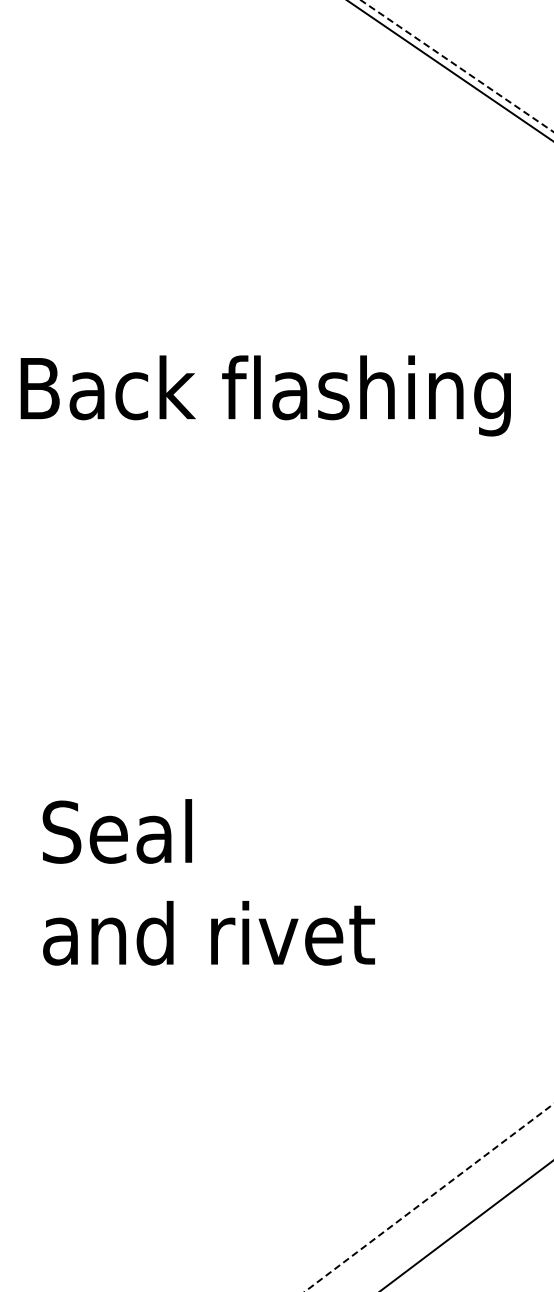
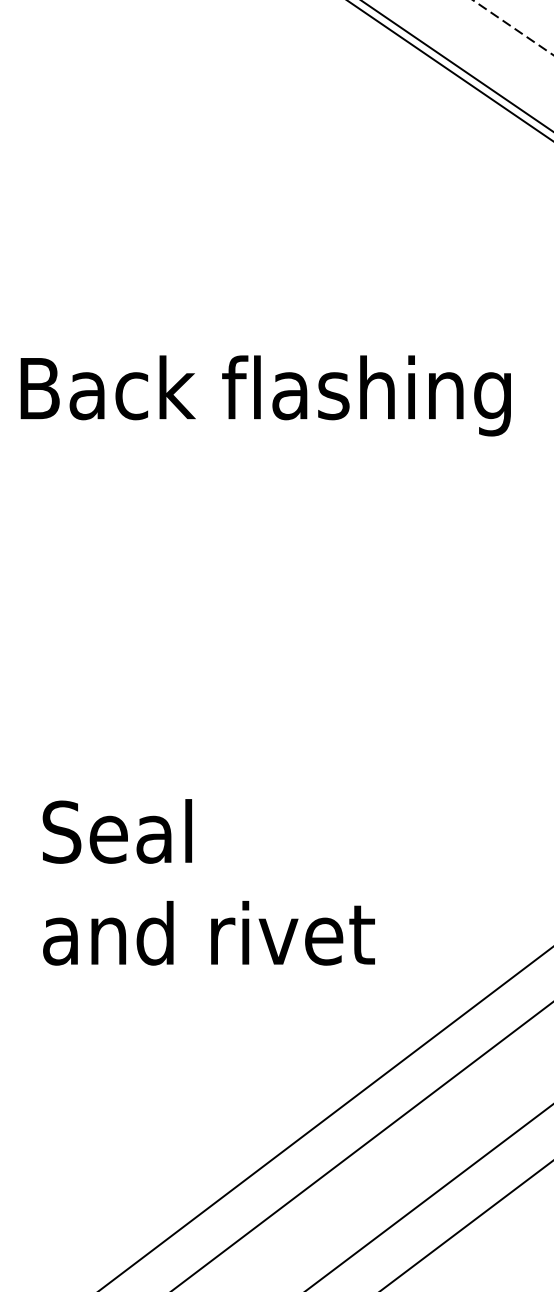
line: none -> present (512, 27)
line: dashed -> solid (456, 65)
line: none -> present (326, 1118)
line: none -> present (362, 1146)
line: dashed -> solid (429, 1197)
